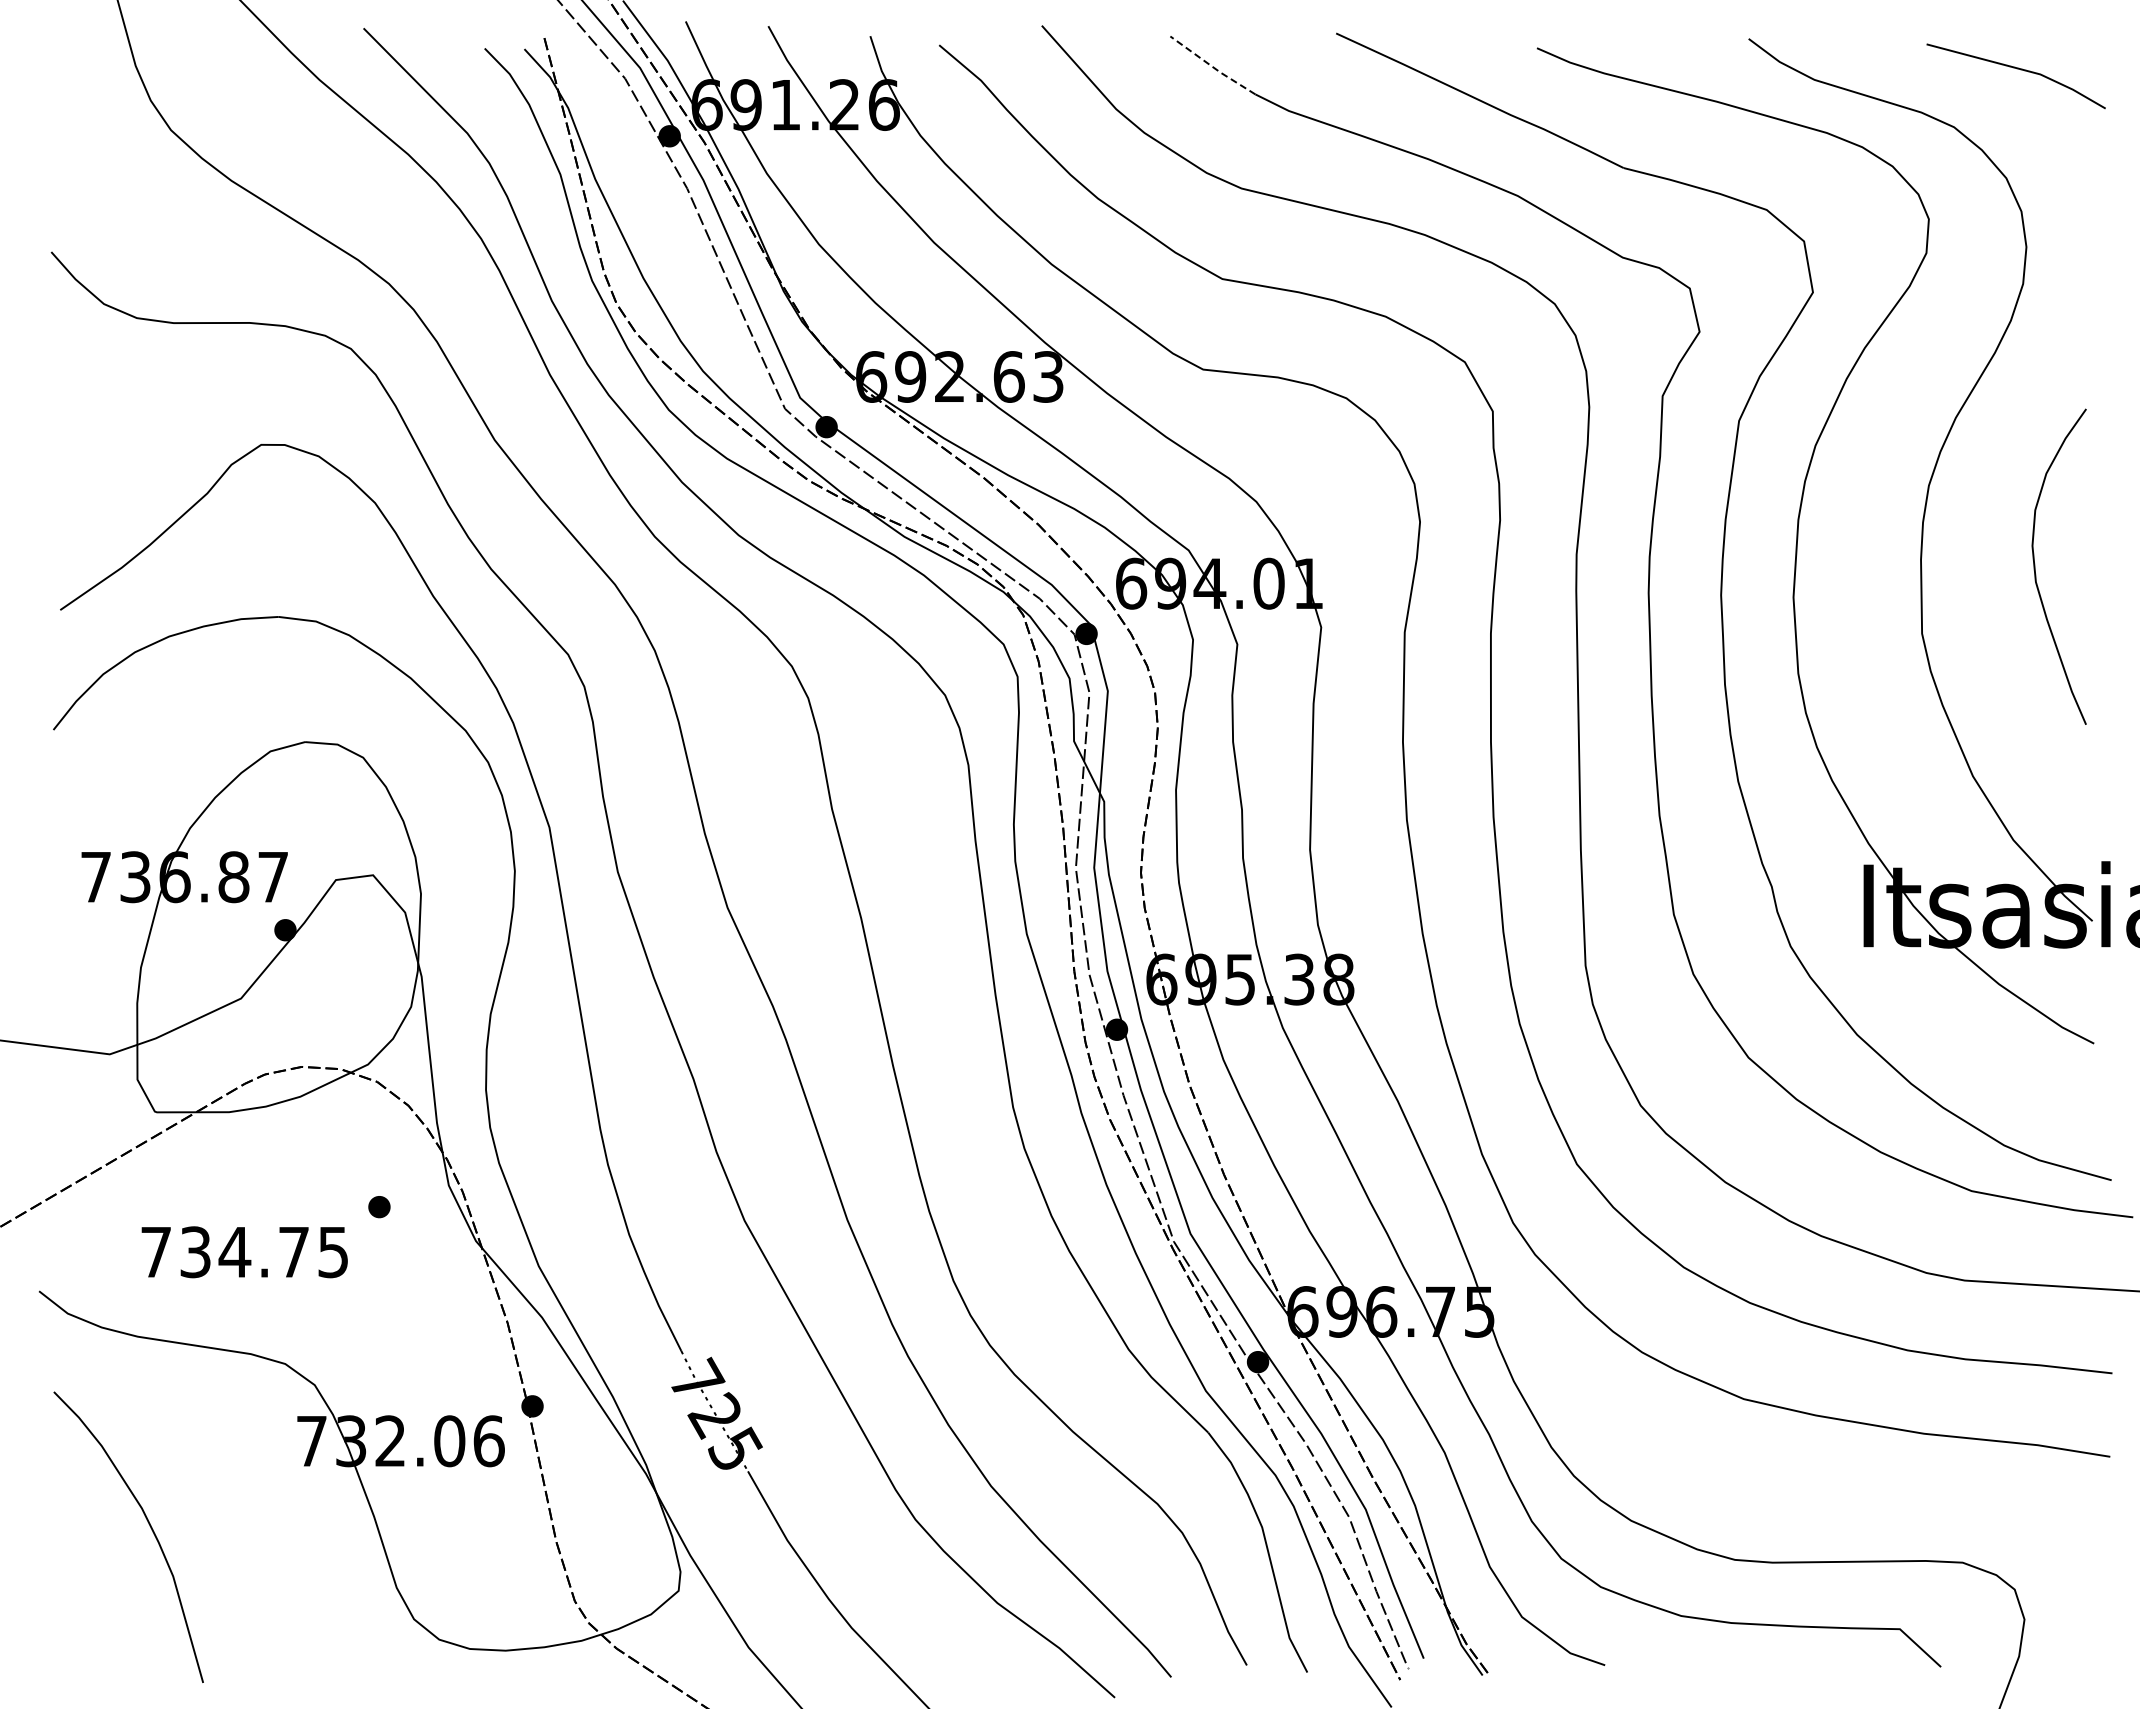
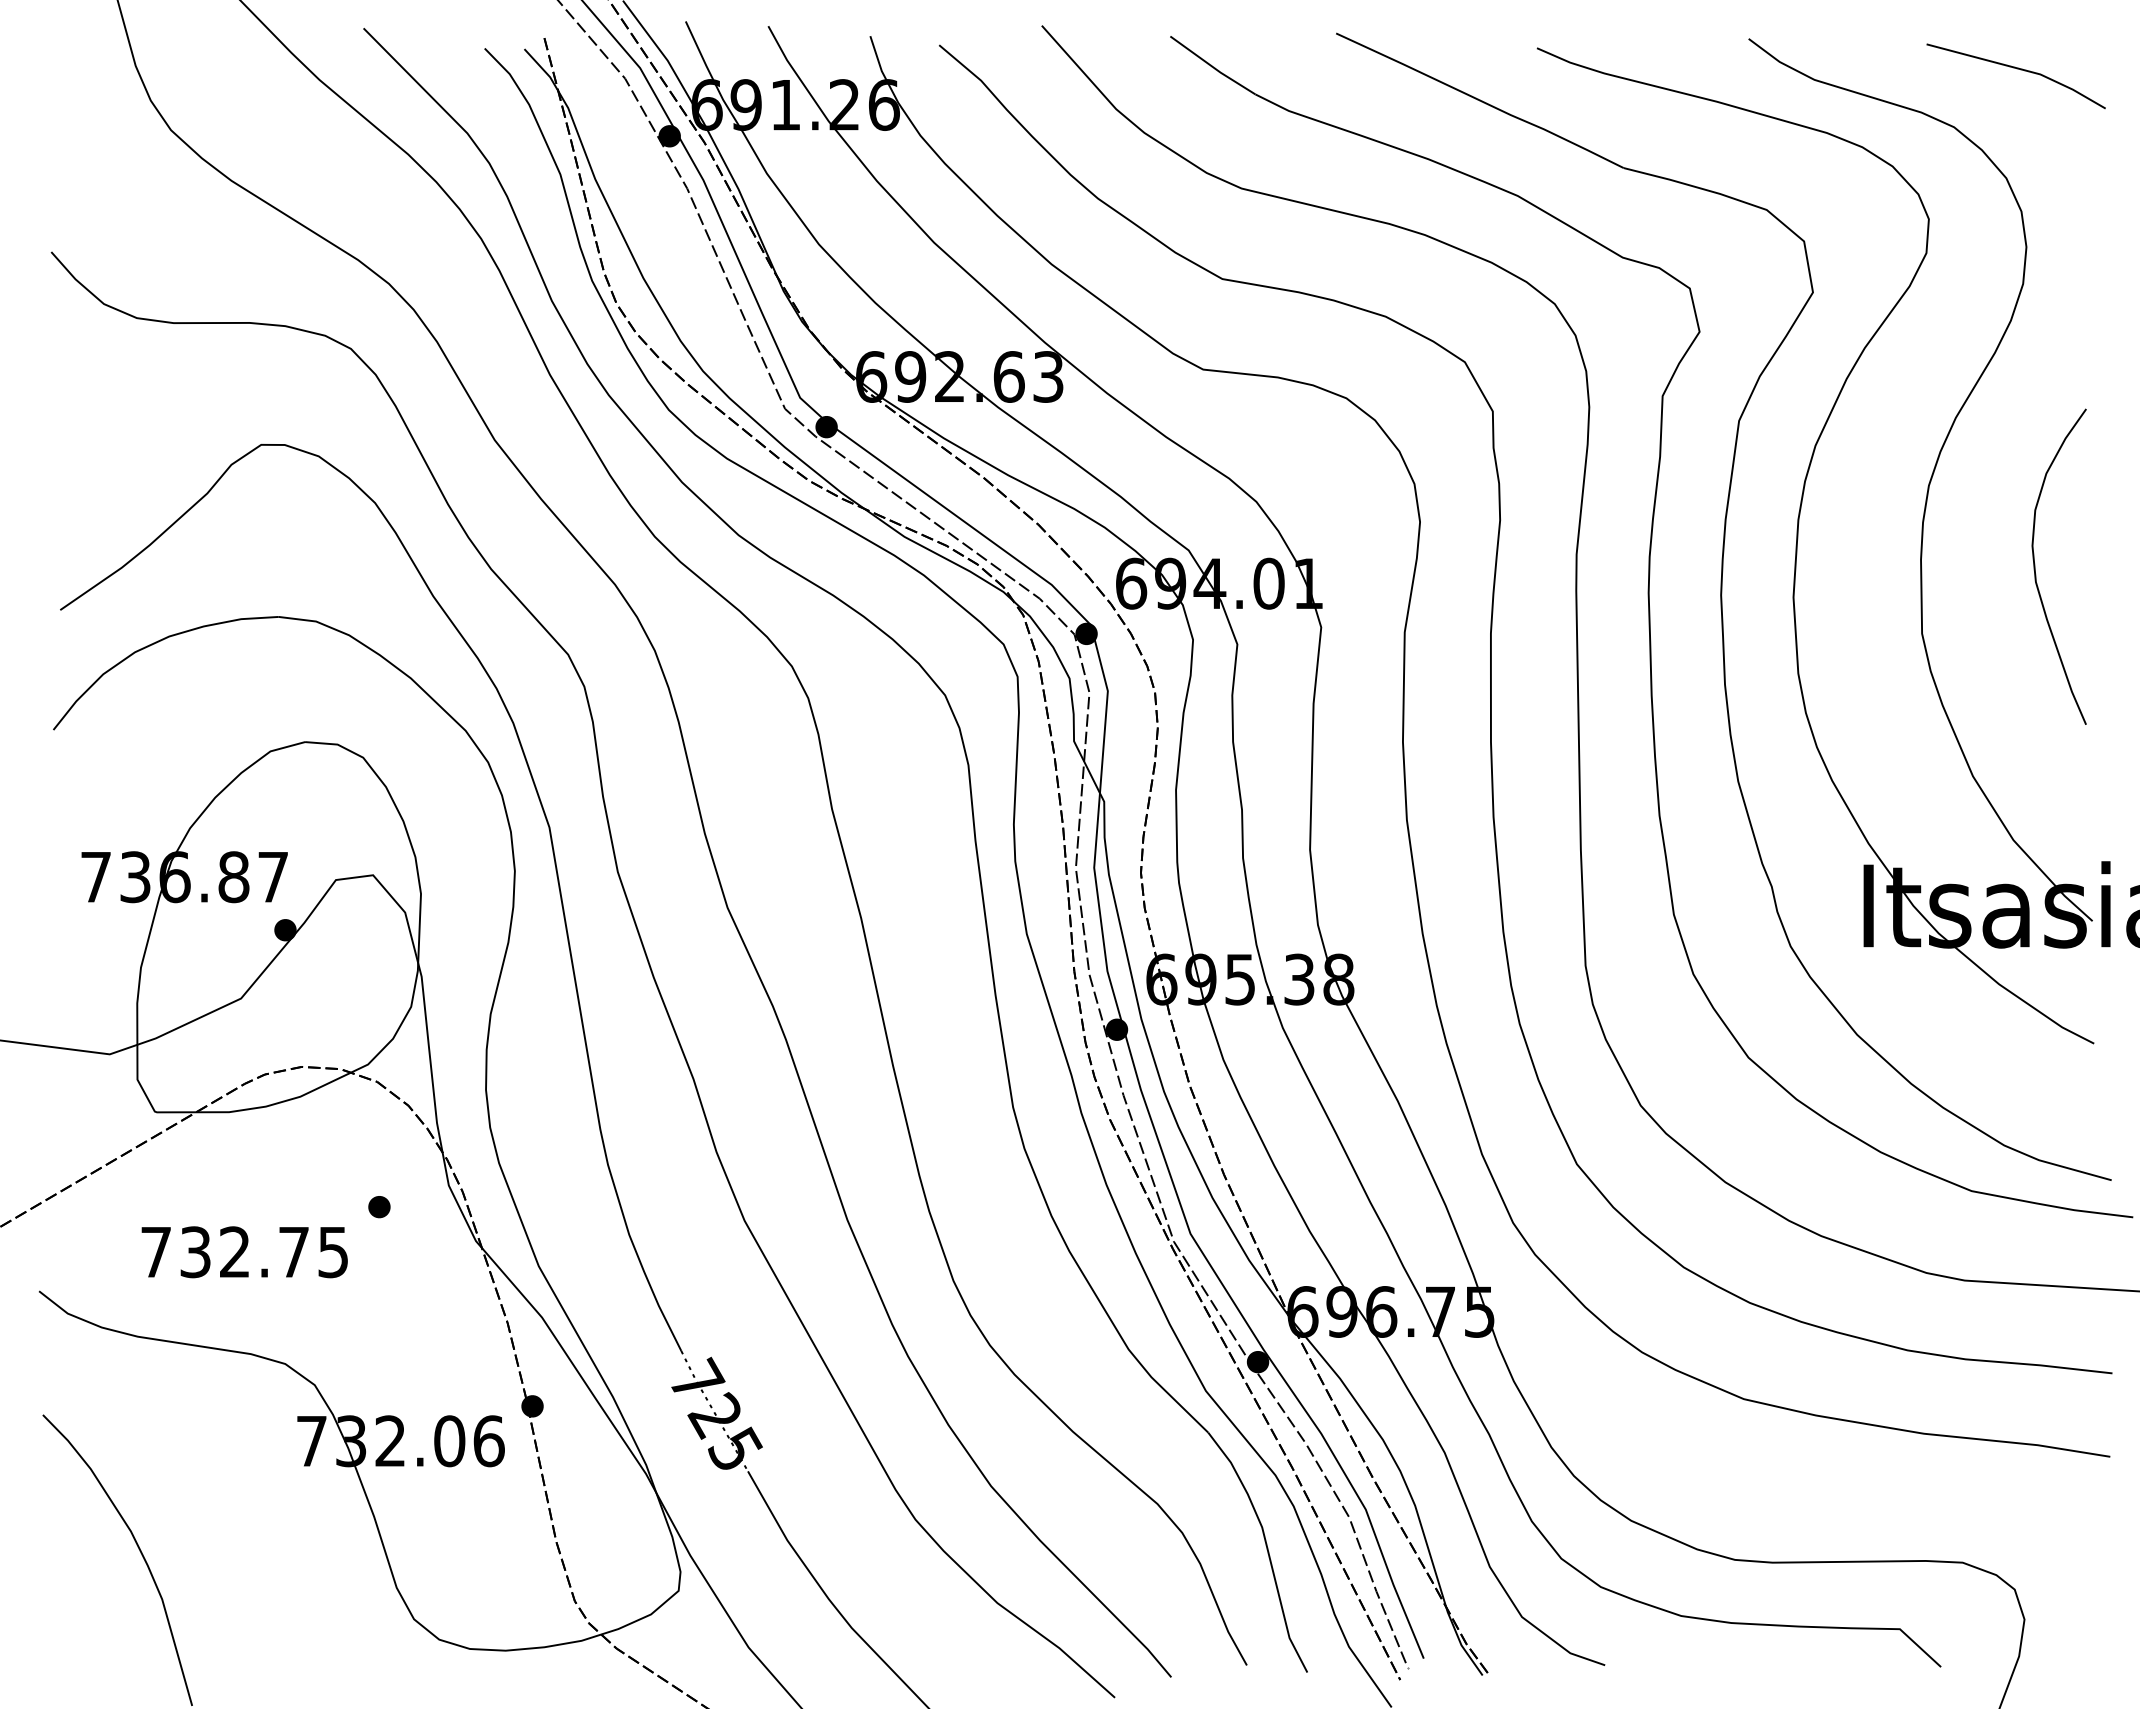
line: dashed -> solid (1212, 66)
text: 734.75 -> 732.75 (234, 1251)
curve position: (149, 1526) -> (138, 1549) (138, 1549)
